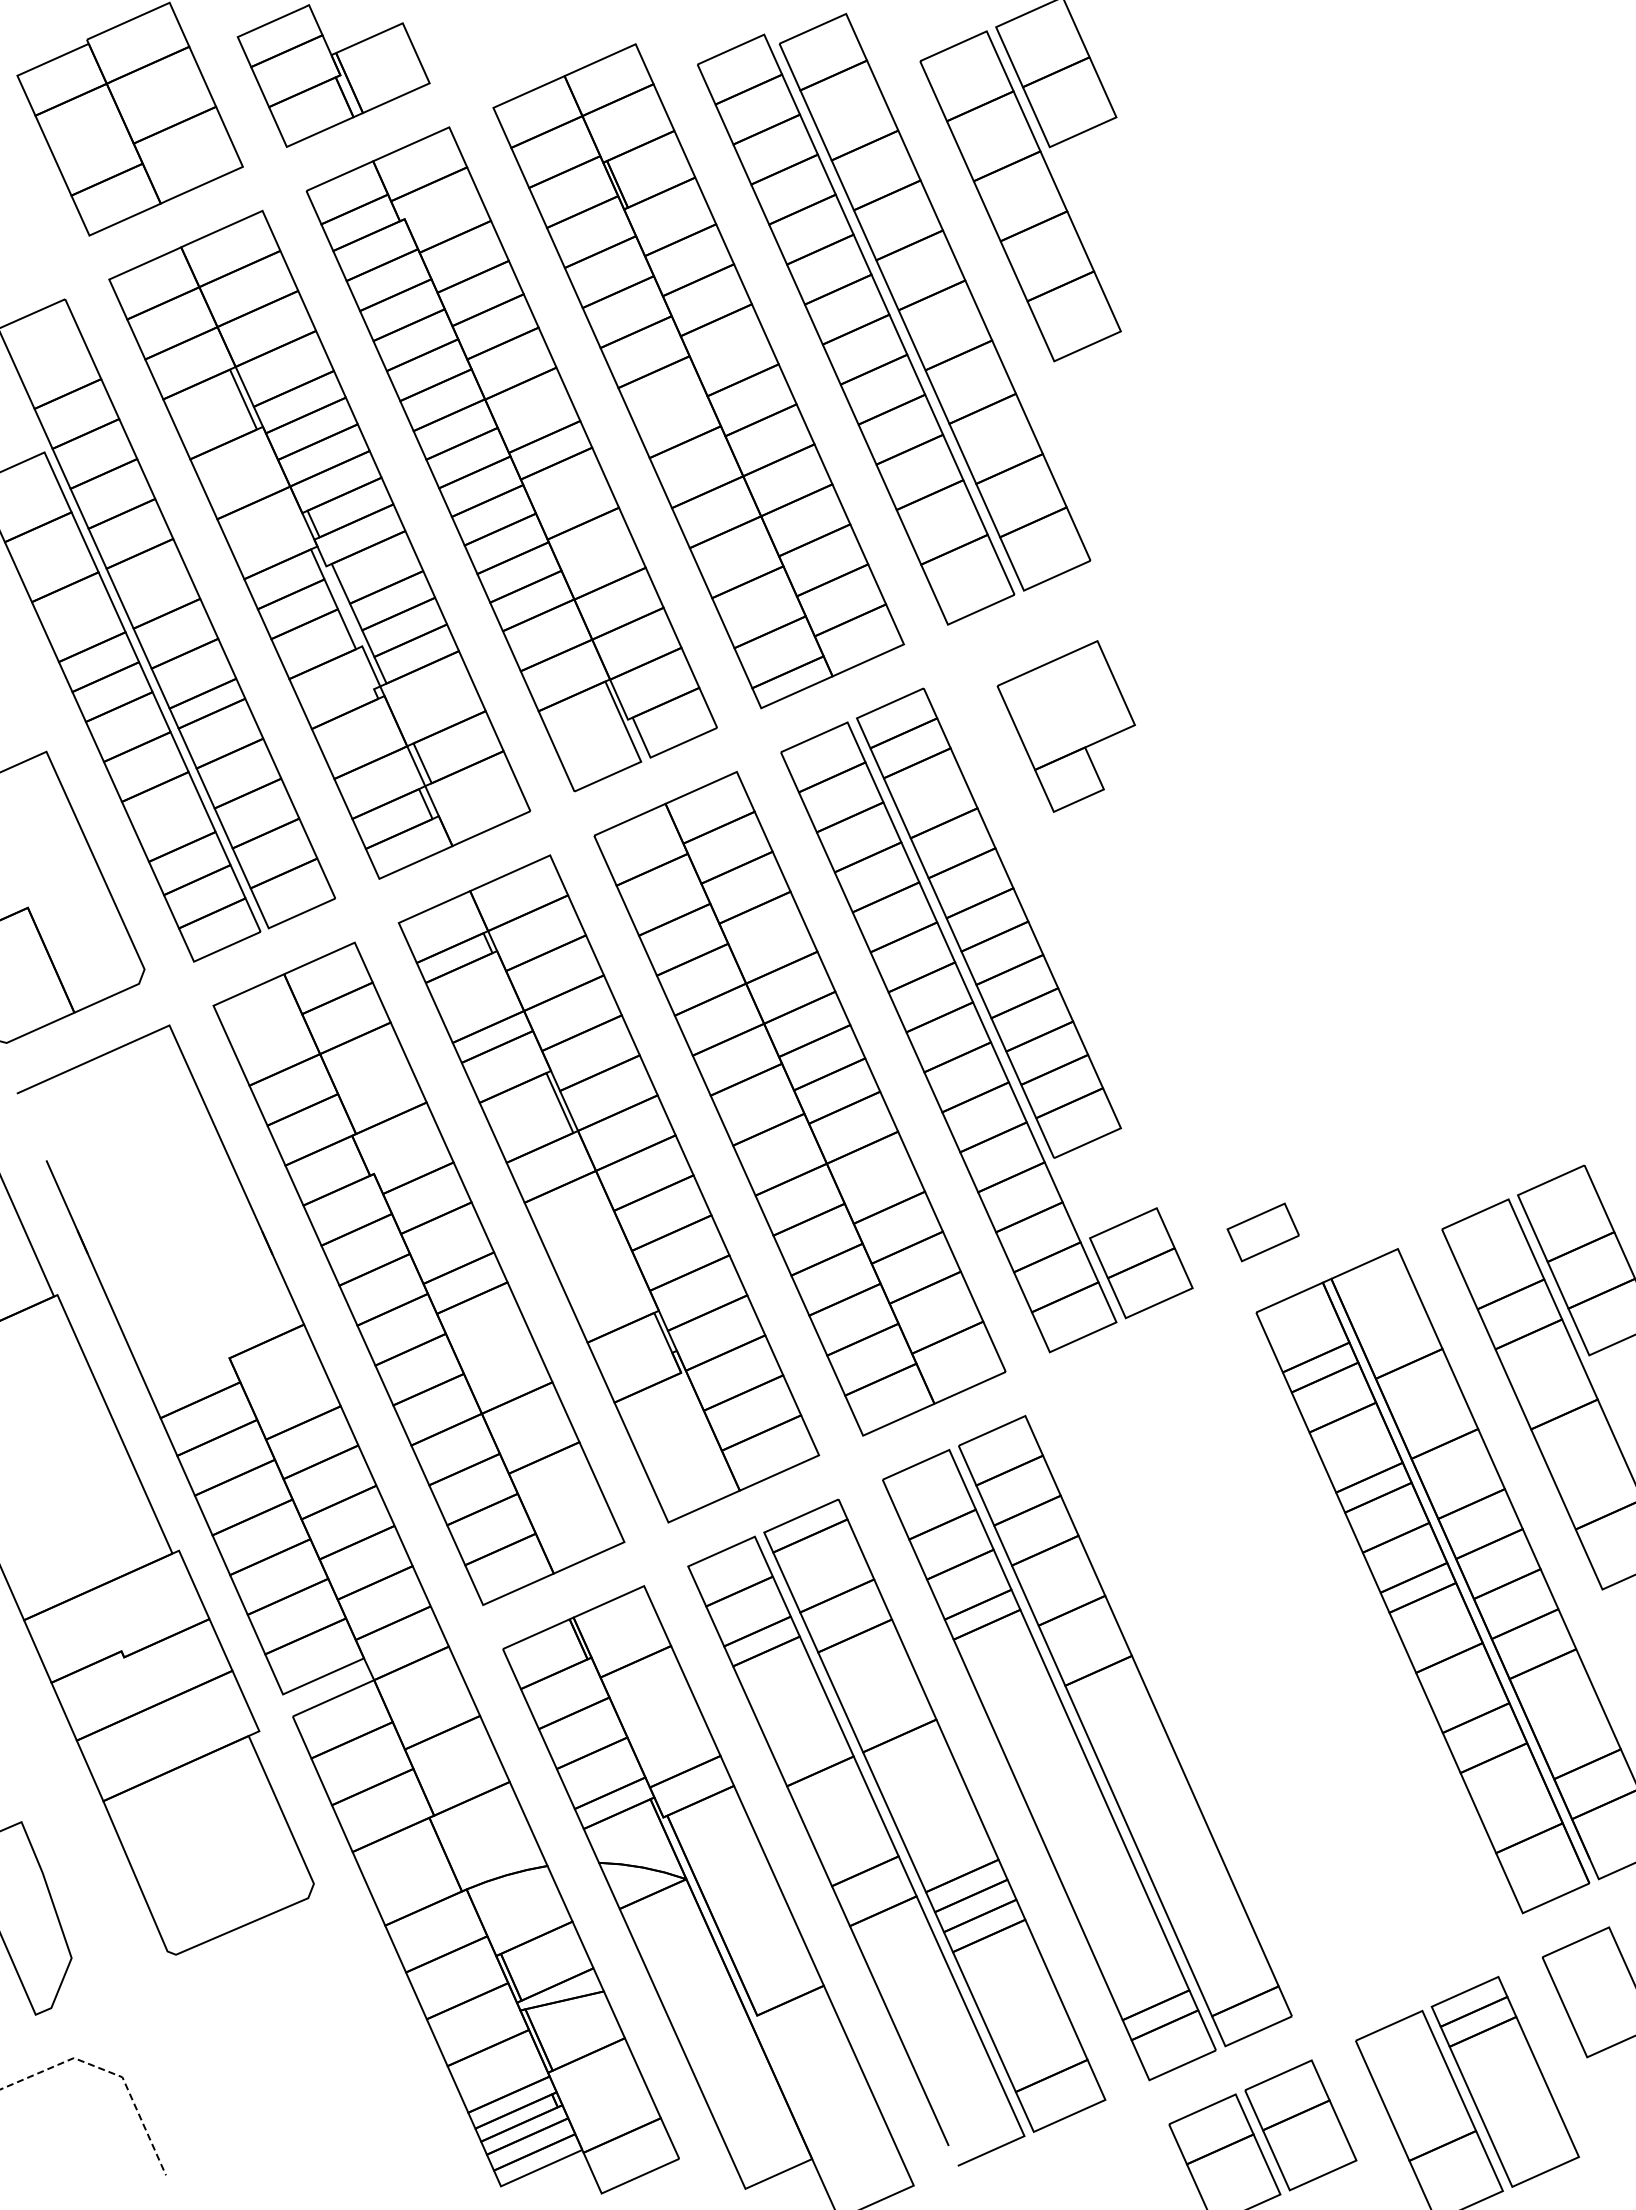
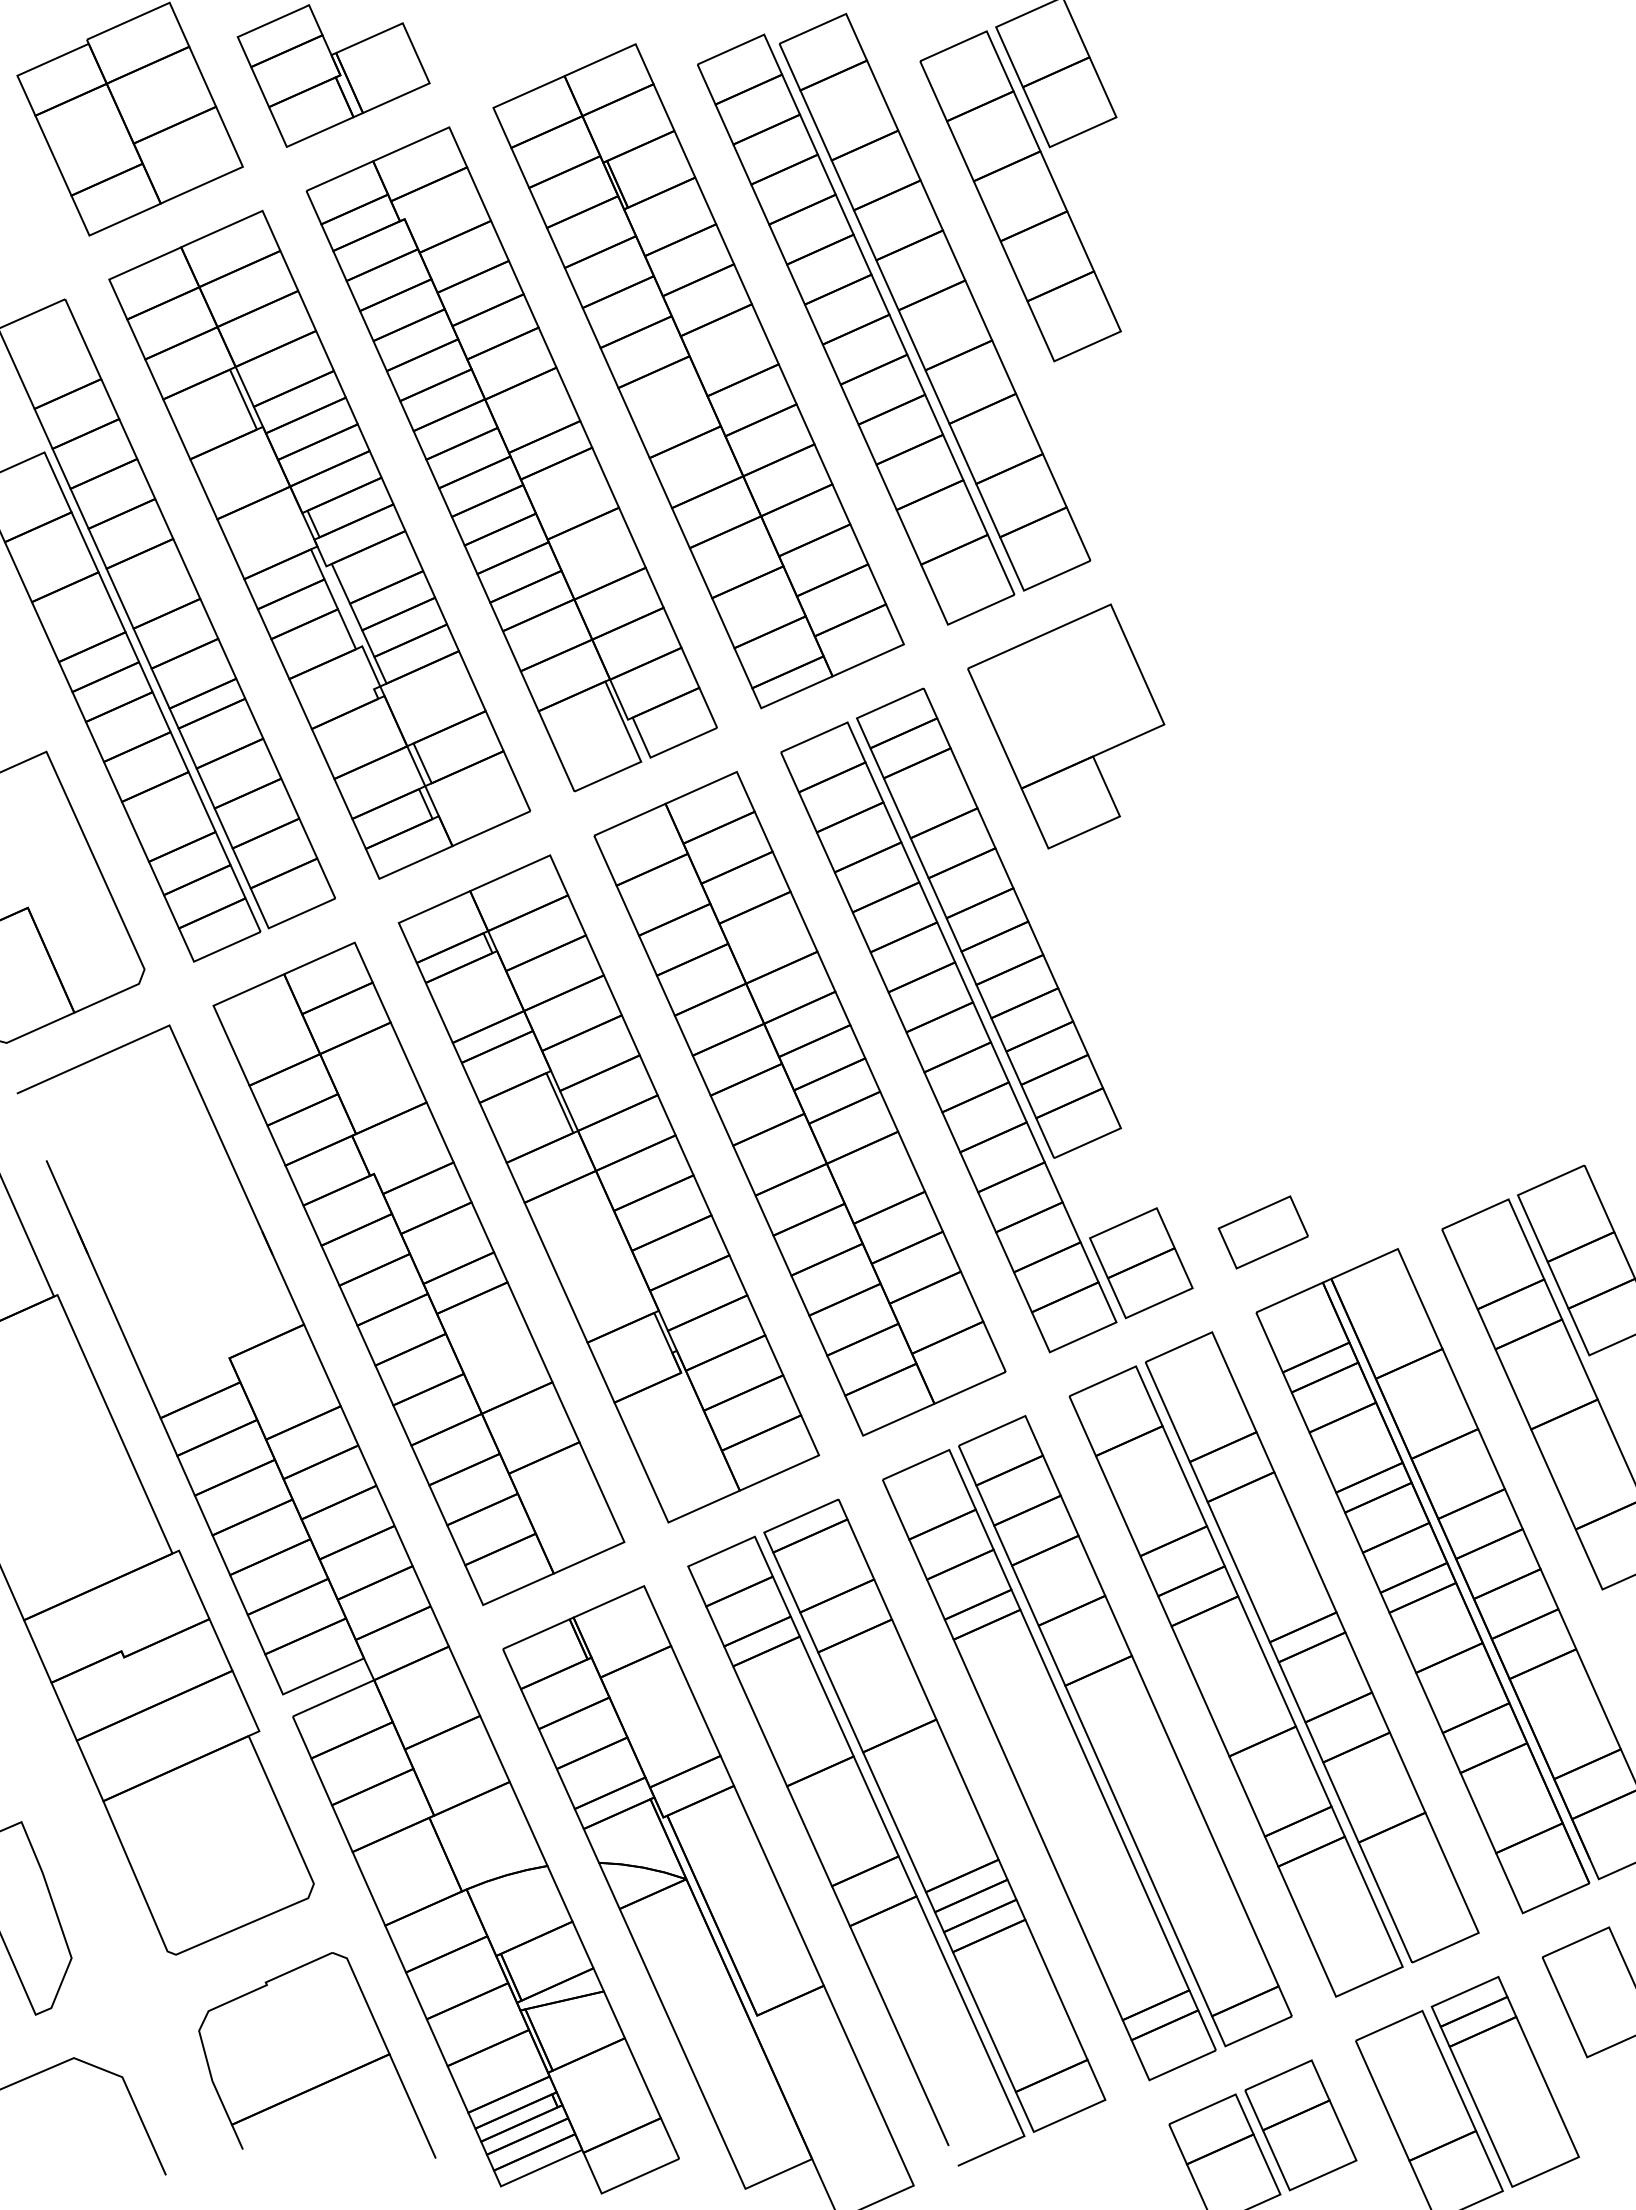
part size: 140x173 px -> 199x247 px (1066, 726)
part size: 74x61 px -> 92x75 px (1262, 1232)
part: none -> present (1273, 1664)
part: none -> present (317, 2055)
line: dashed -> solid (111, 2072)
